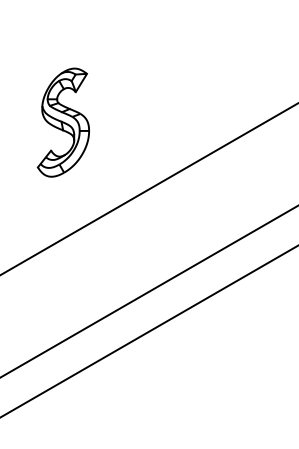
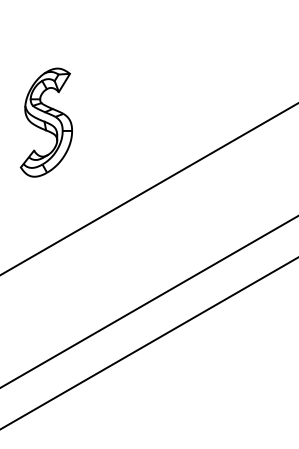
part position: (62, 122) -> (45, 122) (45, 122)
line position: (148, 291) -> (148, 301) (148, 301)
line position: (148, 331) -> (148, 343) (148, 343)
